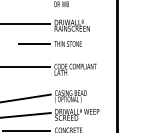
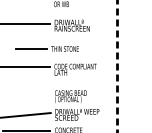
part position: (49, 43) -> (46, 48) (46, 48)
line: solid -> dashed (117, 66)
line: present -> none (26, 98)
